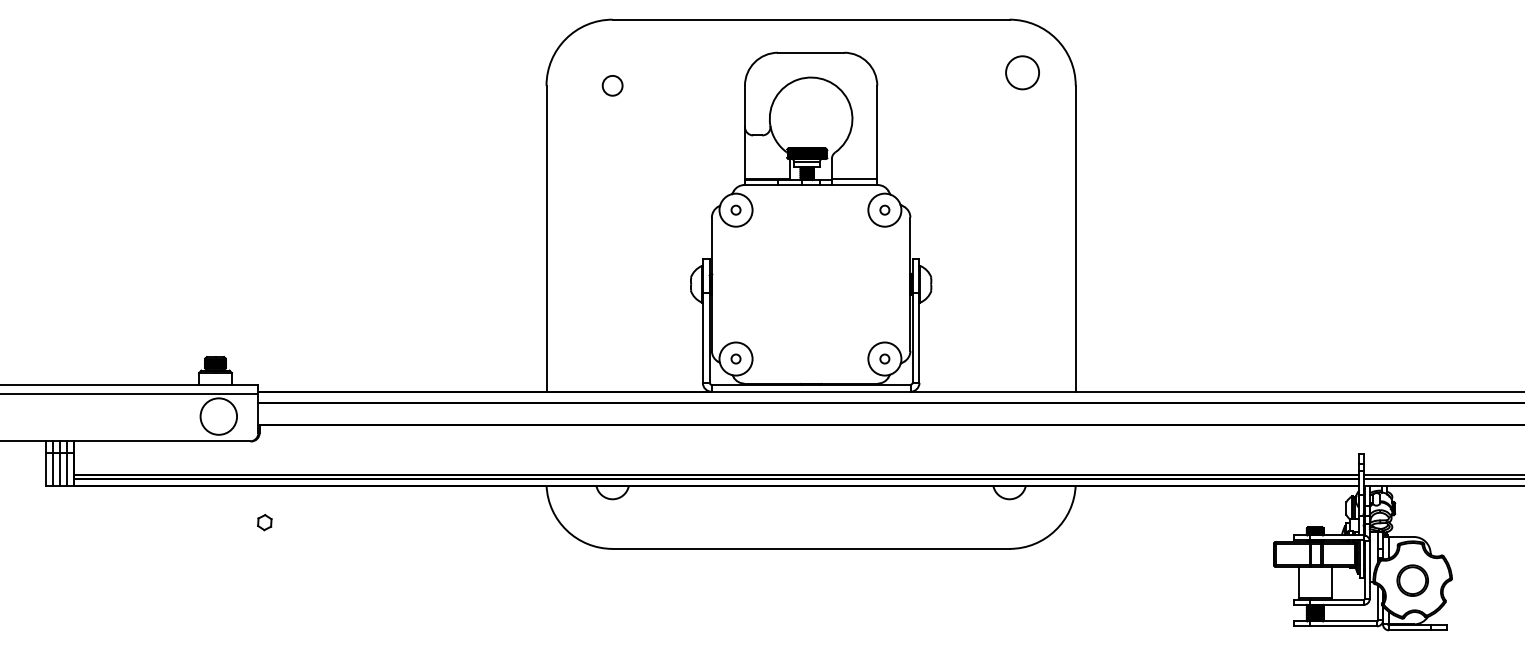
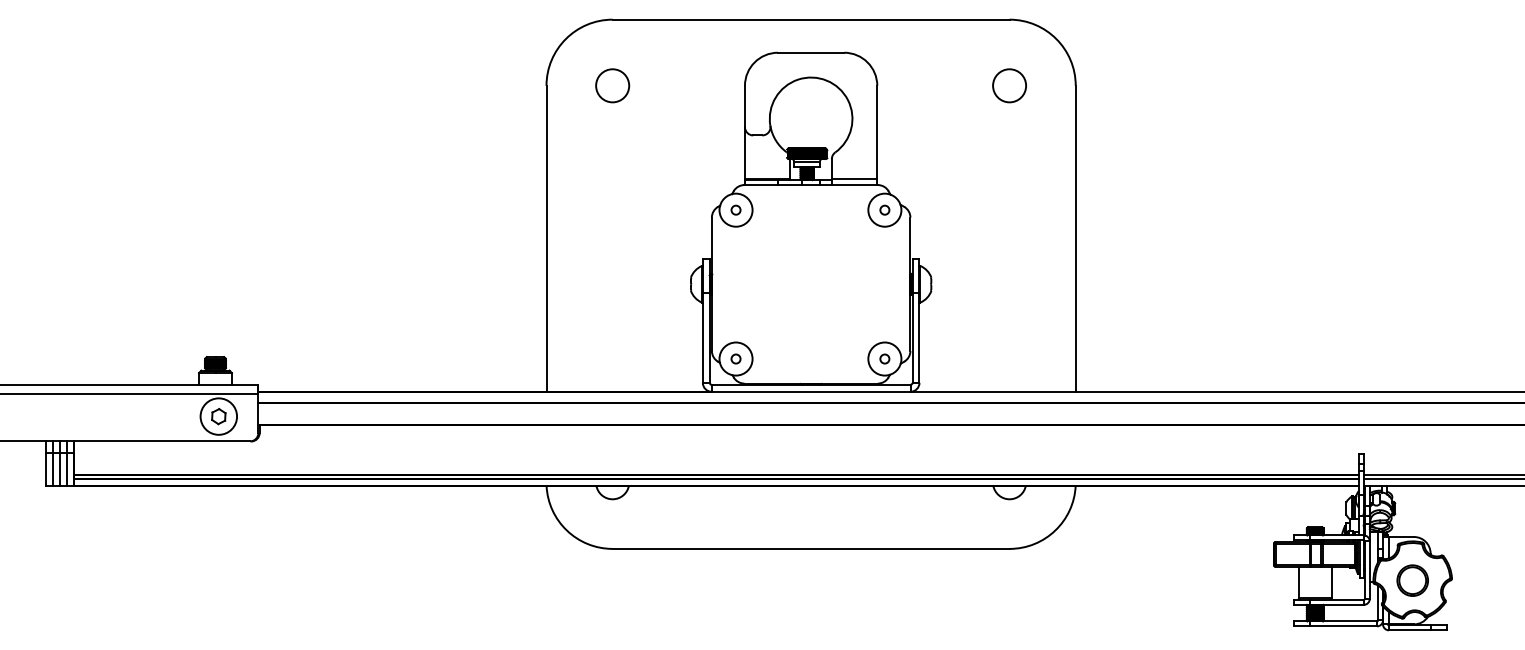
circle position: (1022, 72) -> (1009, 85) (1009, 85)
circle diameter: 20 px -> 33 px (612, 85)
part position: (264, 522) -> (218, 416) (218, 416)
